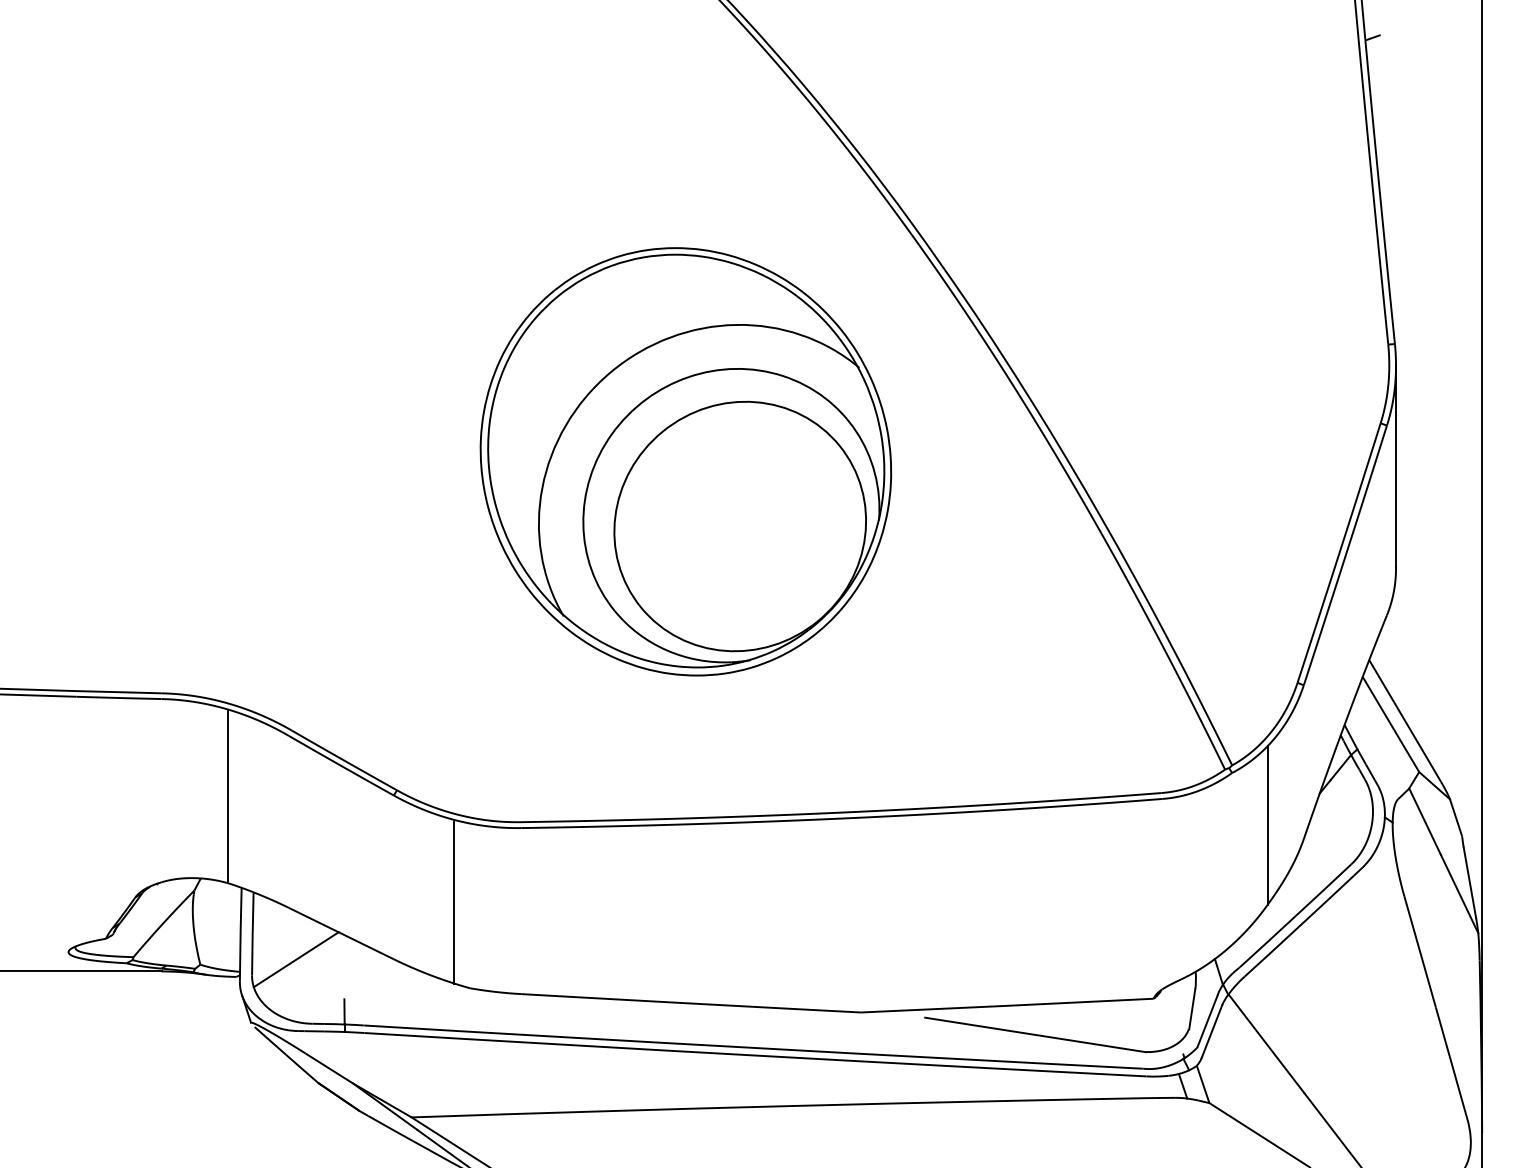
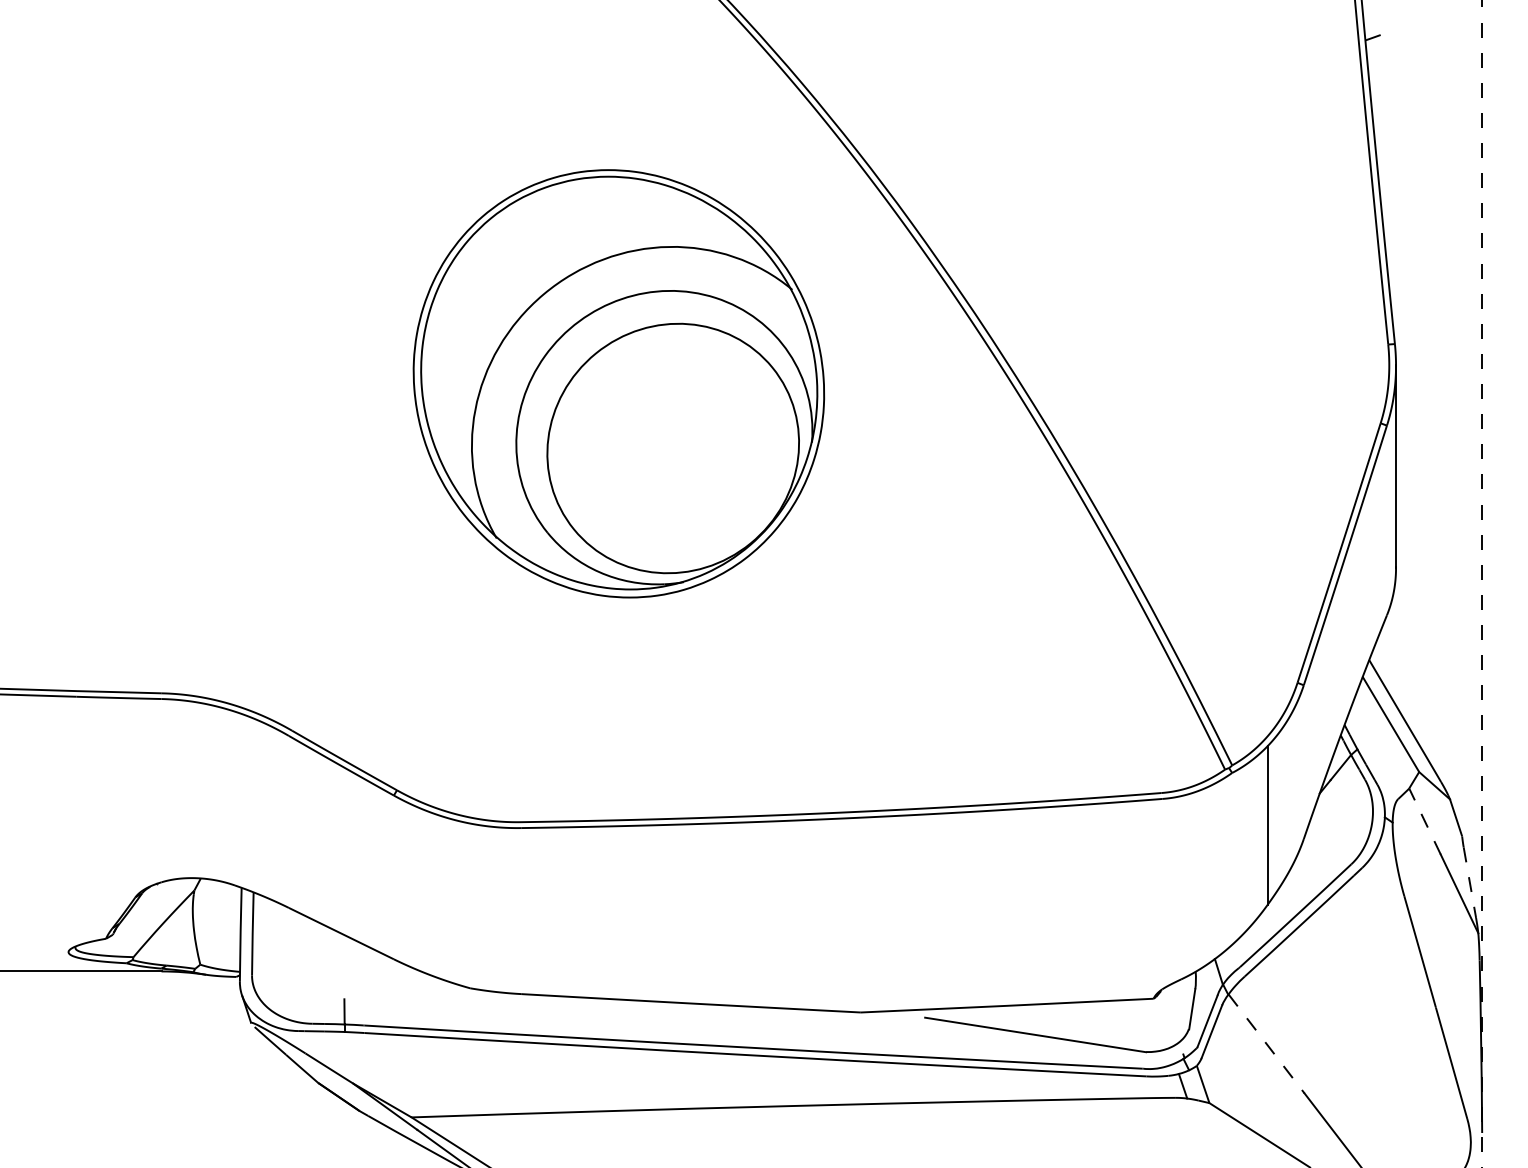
part position: (685, 461) -> (618, 383) (618, 383)
line: solid -> dashed (1482, 584)
line: present -> none (228, 796)
line: solid -> dashed (1425, 821)
line: solid -> dashed (1469, 882)
line: present -> none (454, 901)
line: present -> none (295, 959)
line: solid -> dashed (1266, 1044)
